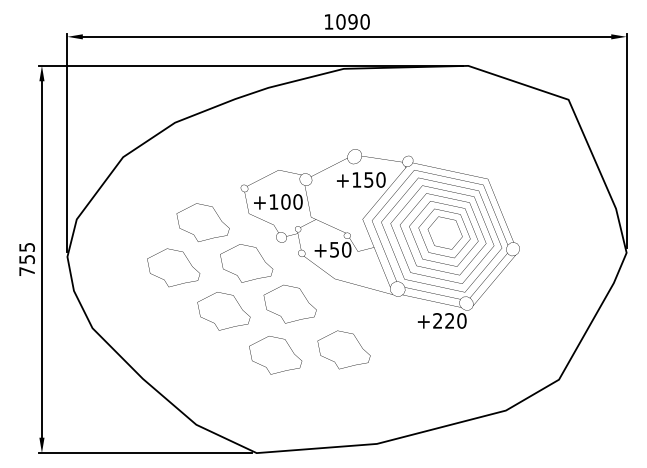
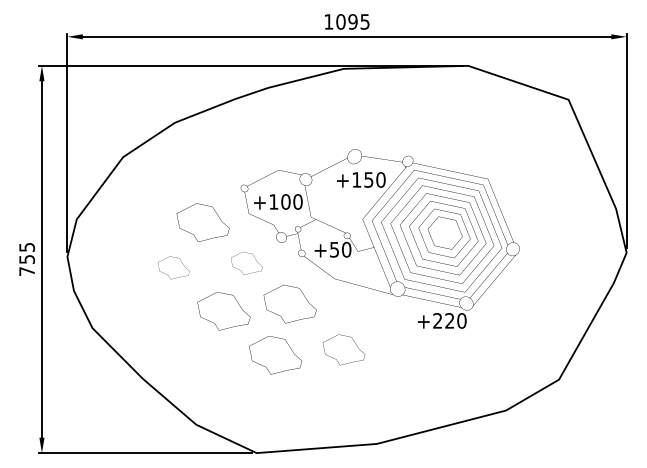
text: 1090 -> 1095 (364, 21)
part size: 54x39 px -> 32x23 px (246, 263)
part size: 54x40 px -> 32x24 px (173, 267)
part size: 54x40 px -> 43x32 px (344, 349)
